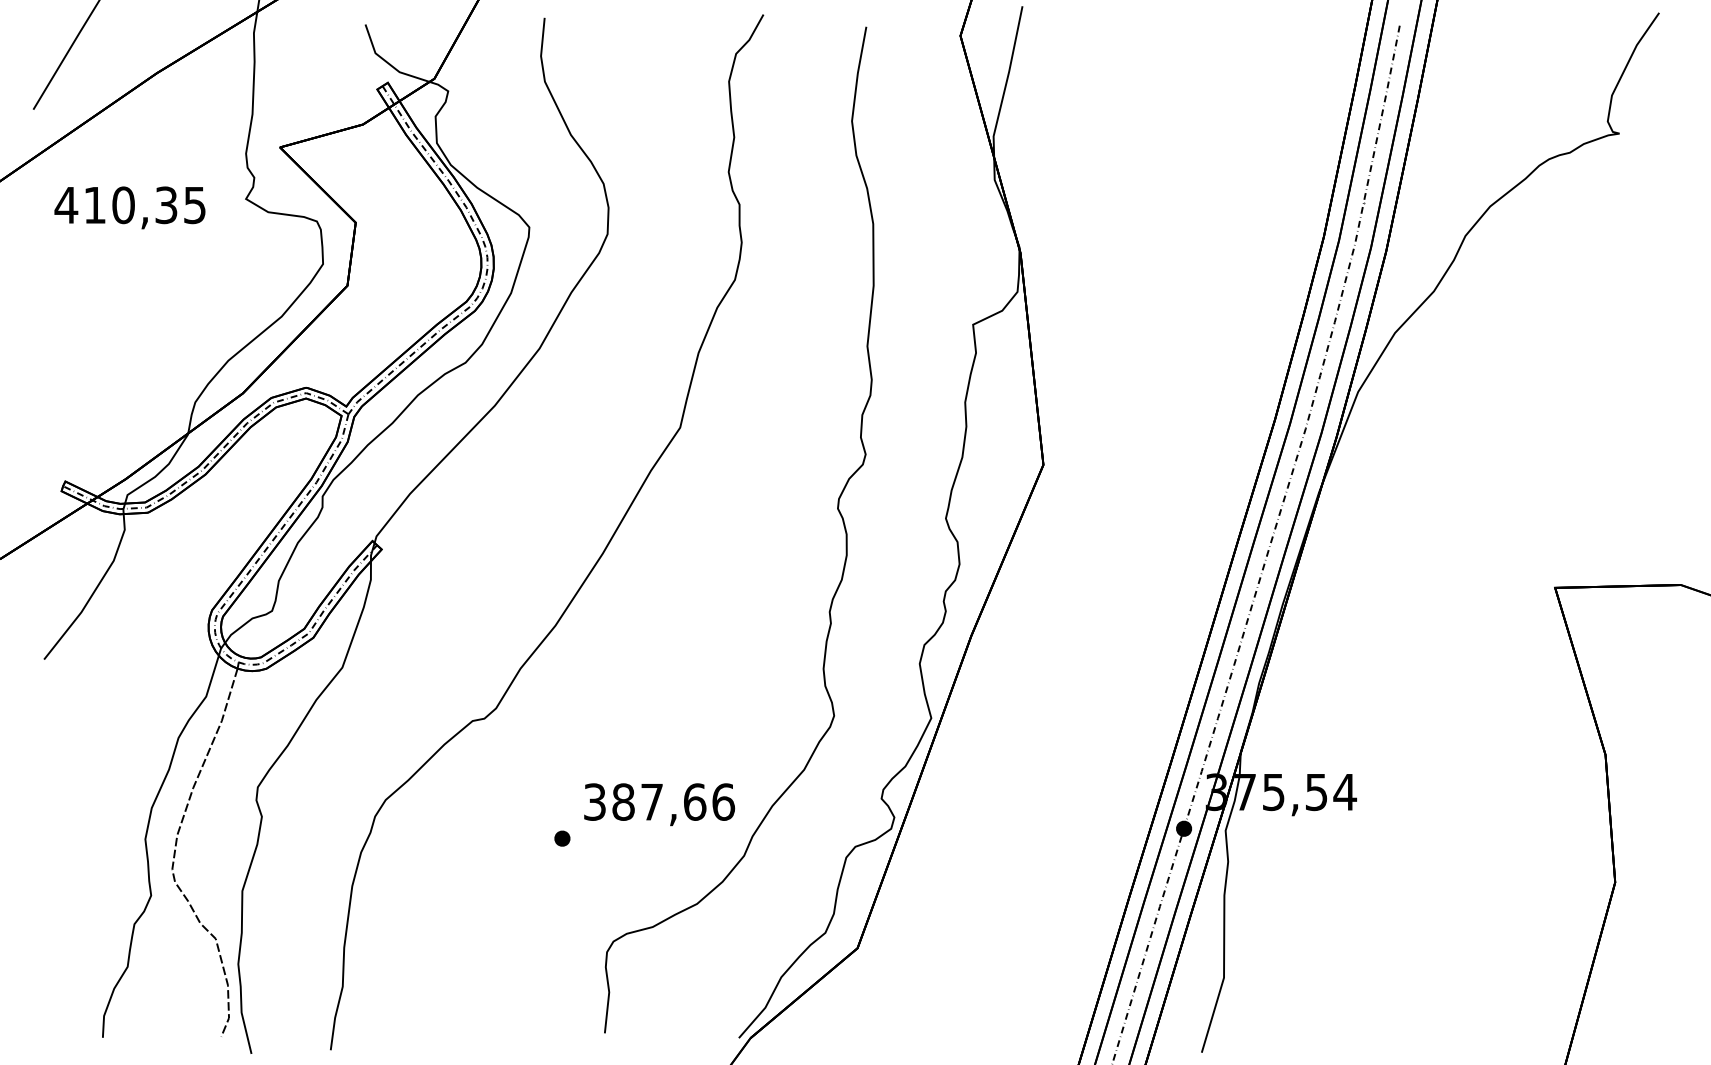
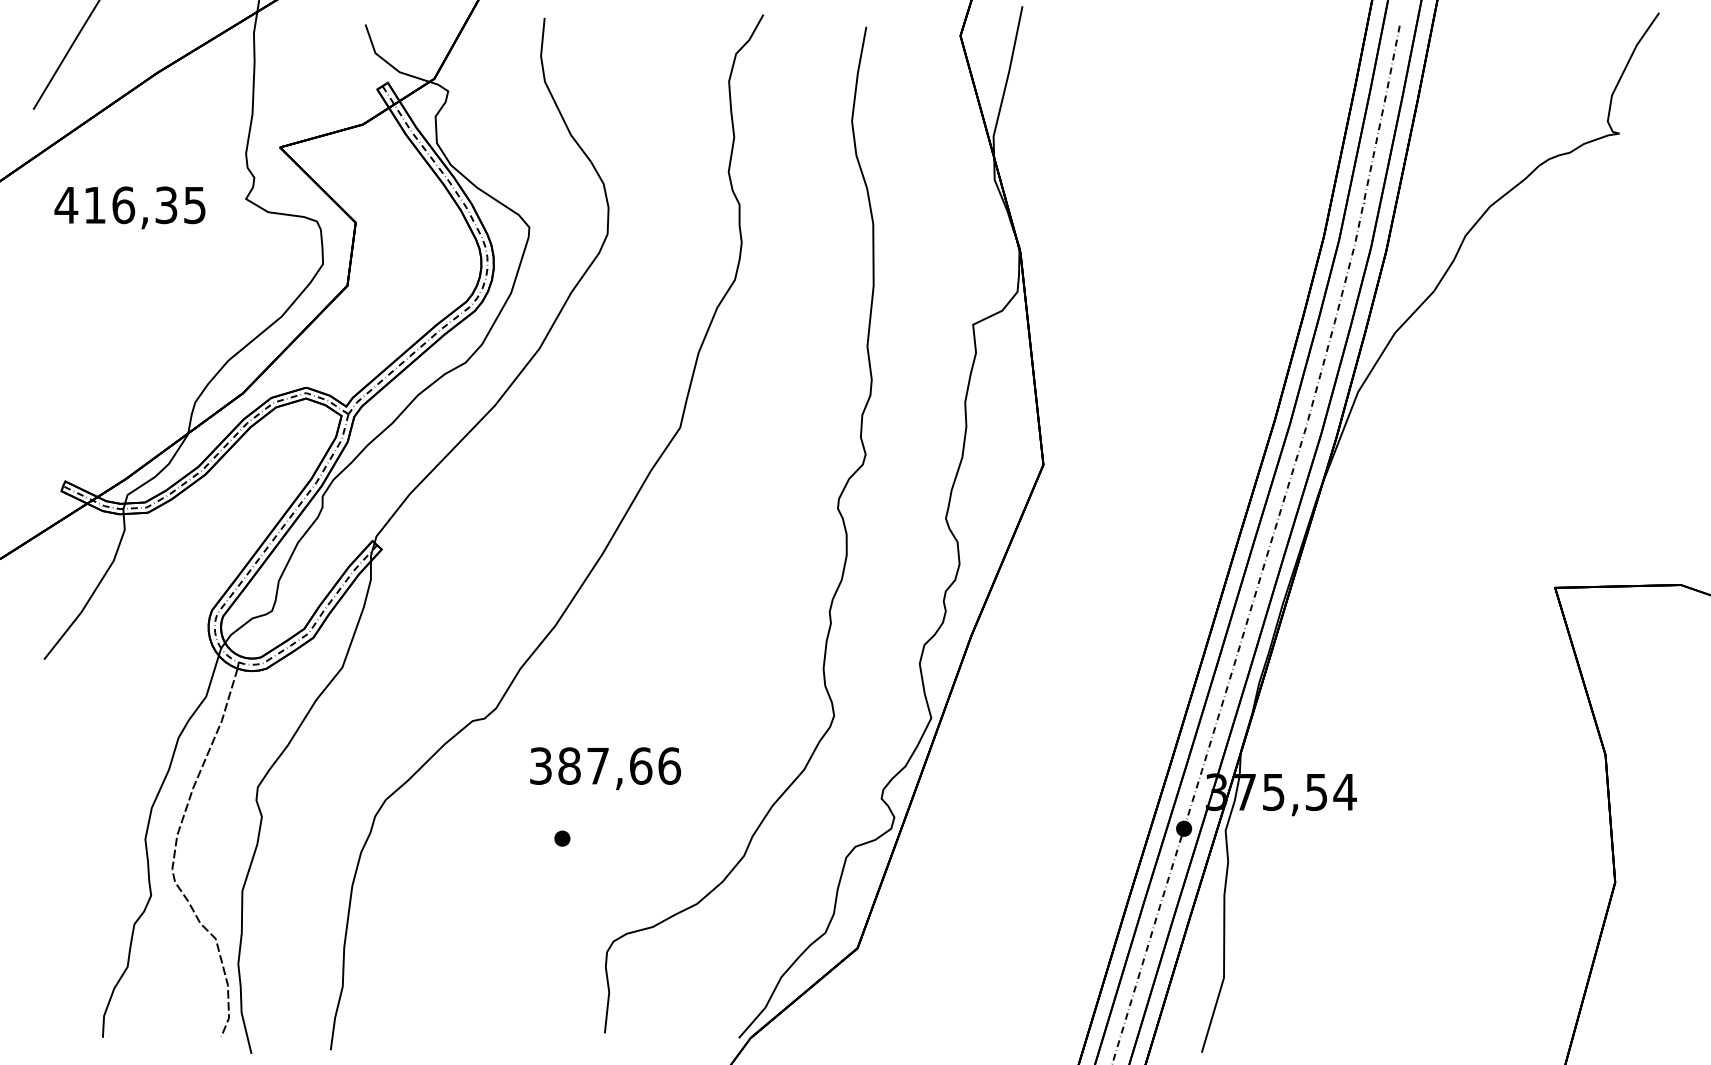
text: 410,35 -> 416,35 (123, 204)
text position: (659, 804) -> (605, 768) (605, 768)
